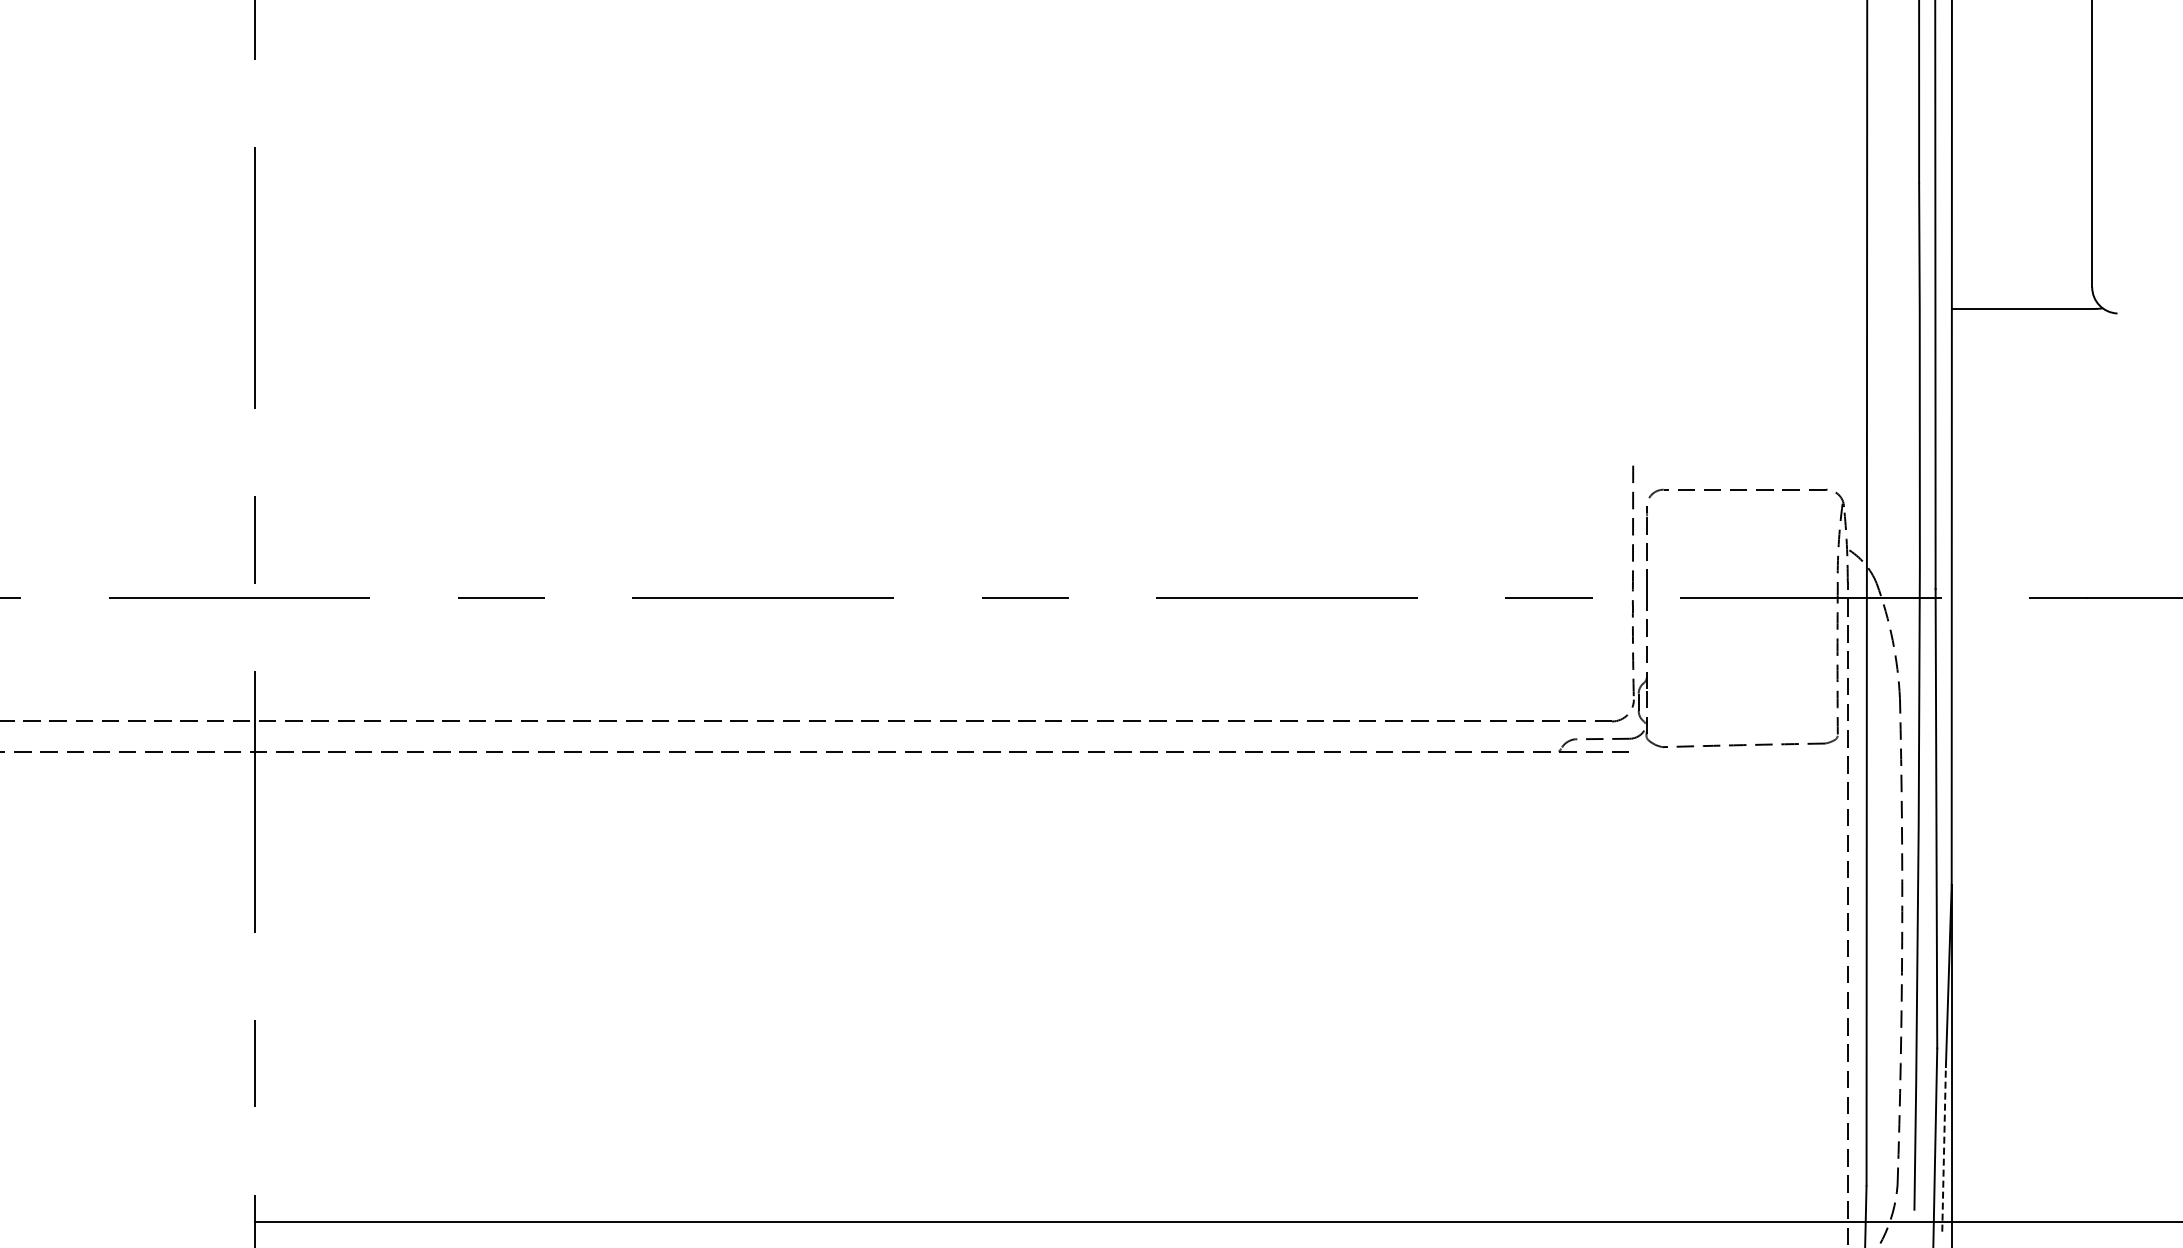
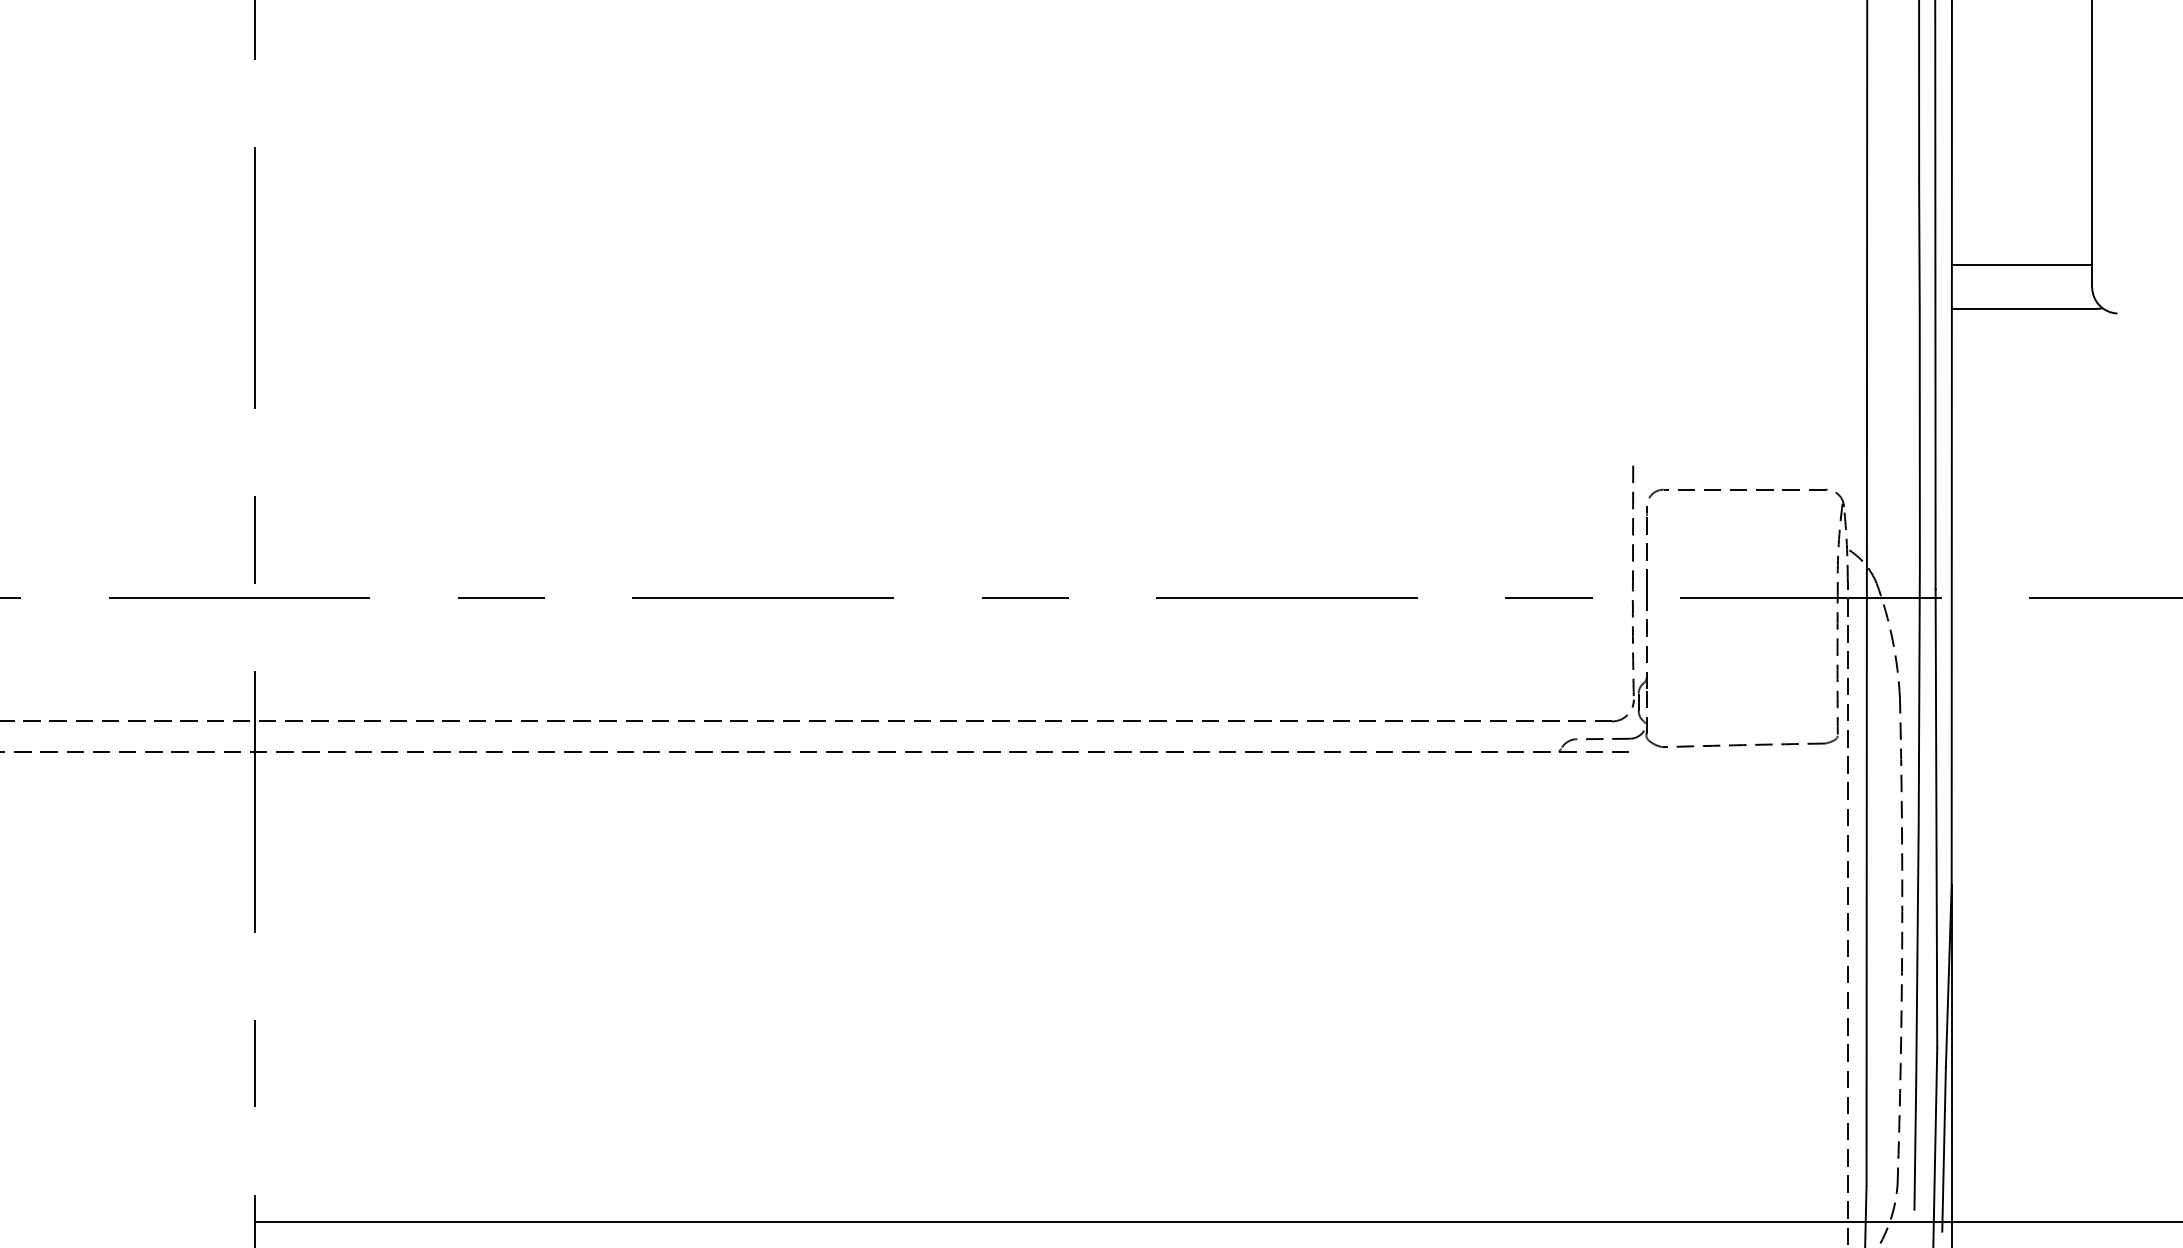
line: none -> present (2021, 264)
line: dashed -> solid (1944, 1148)
